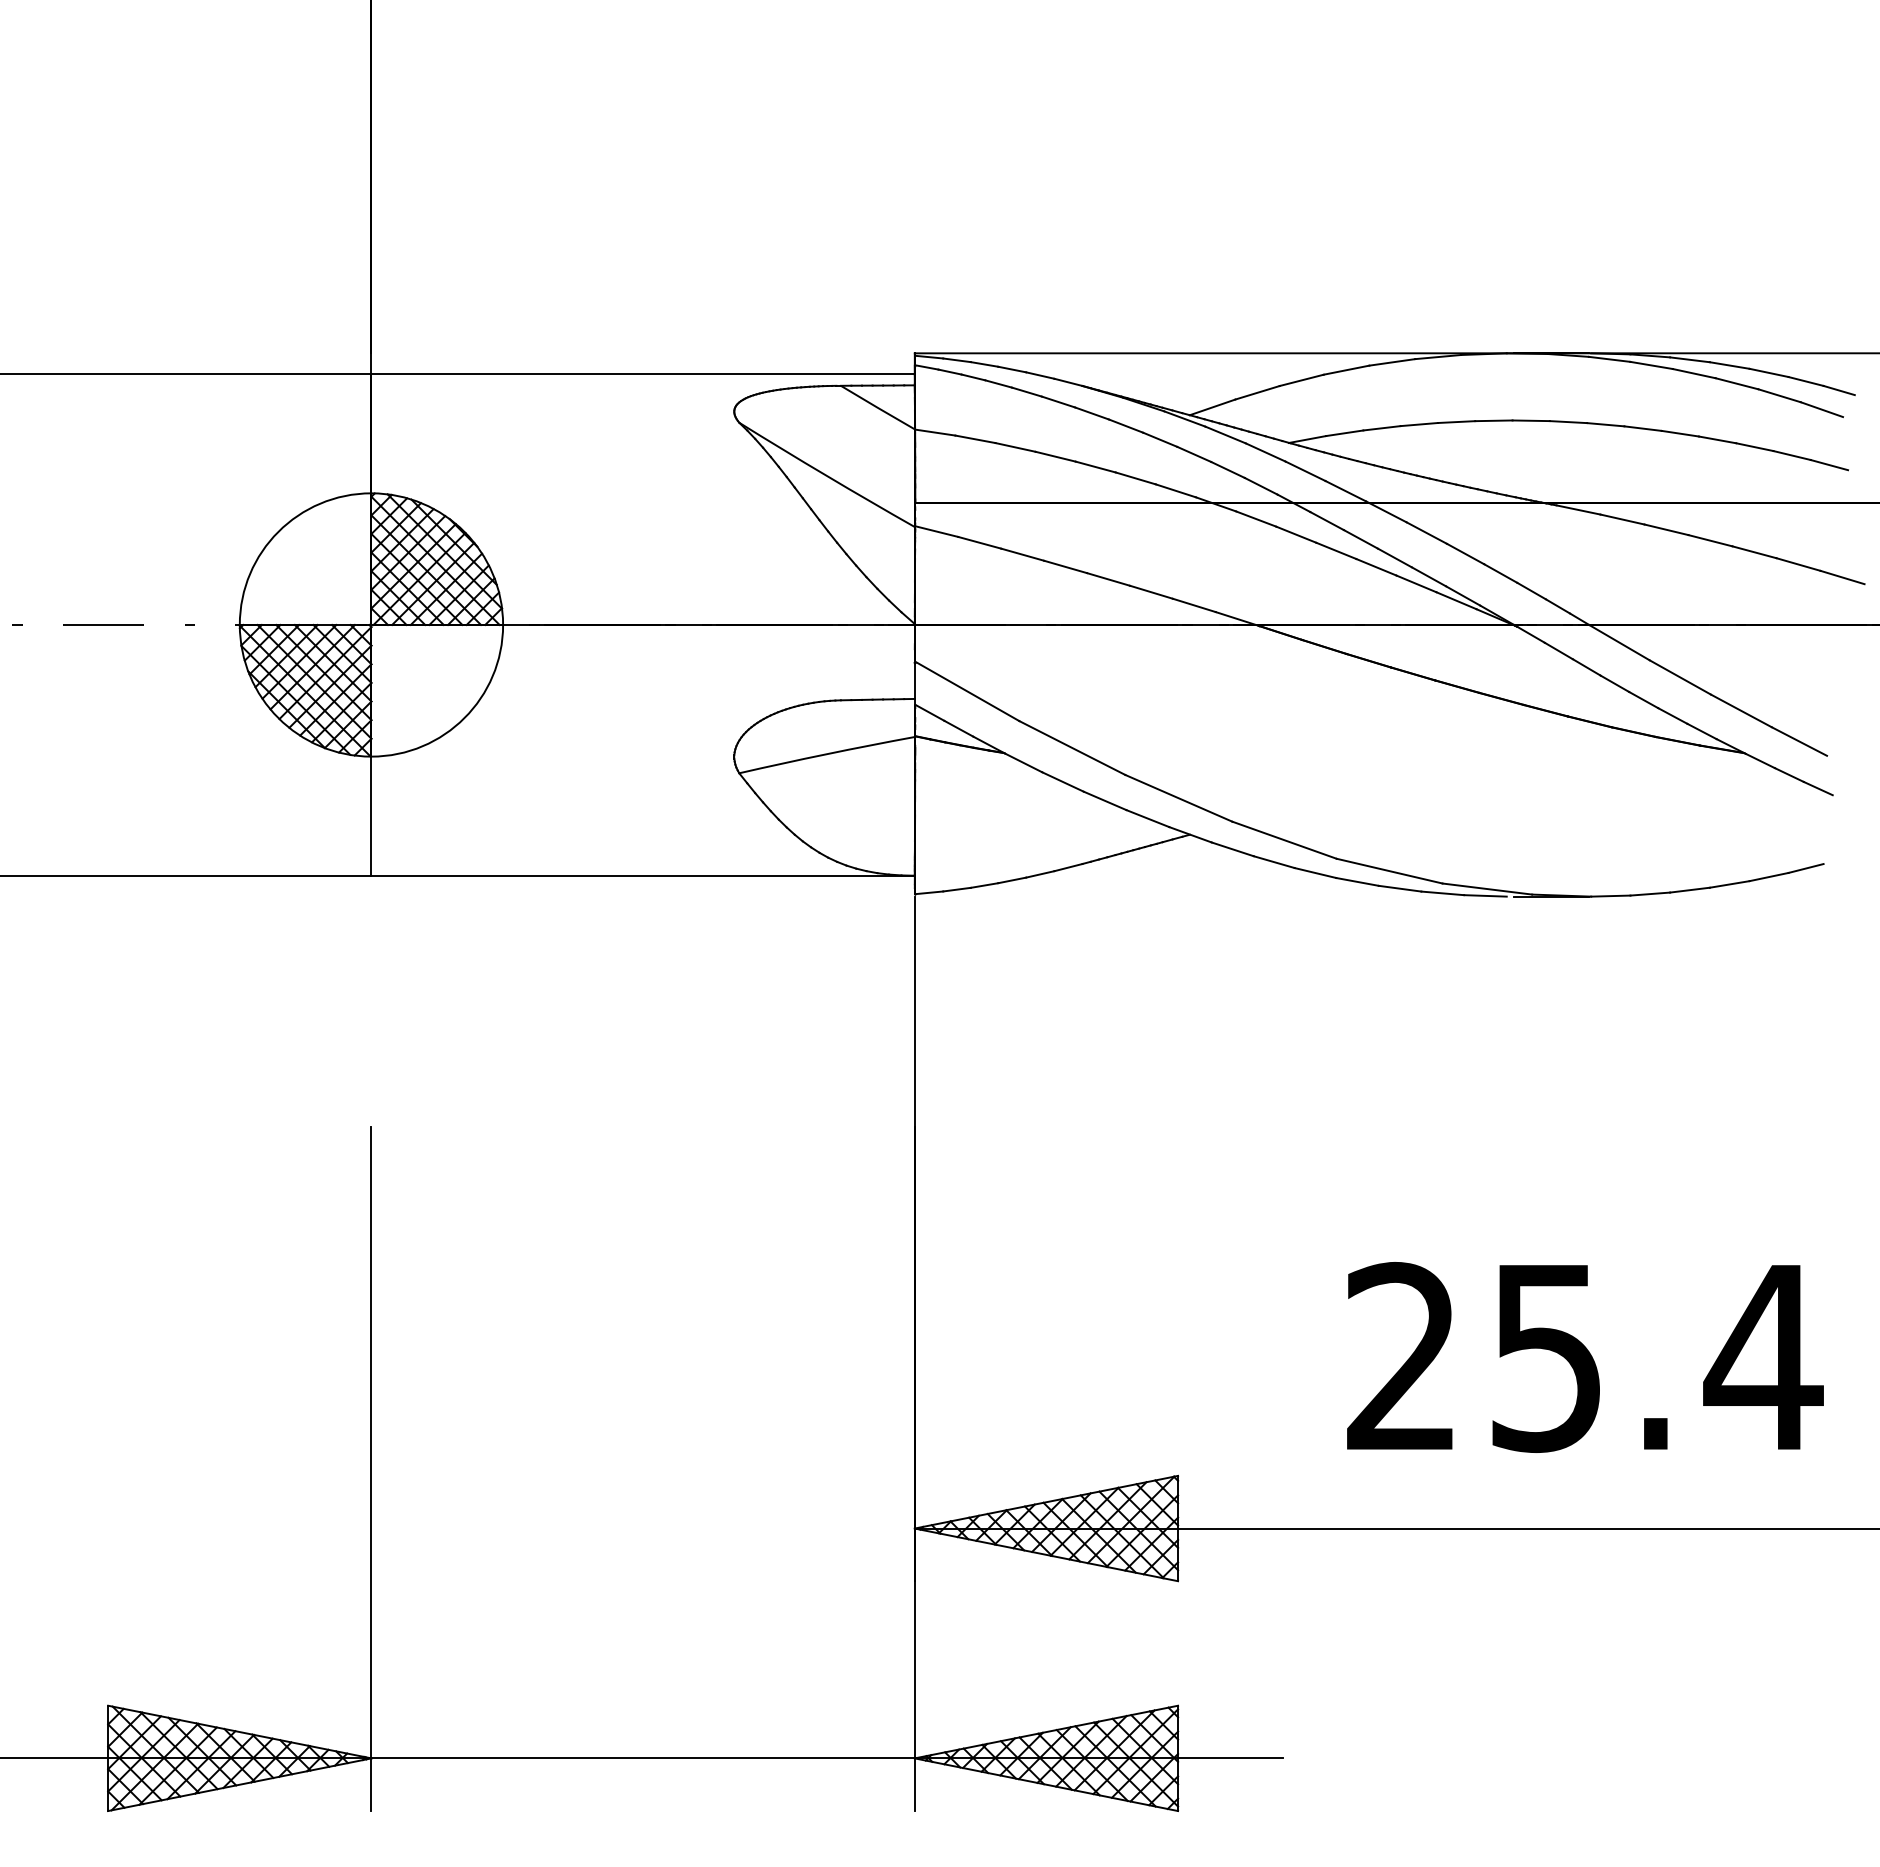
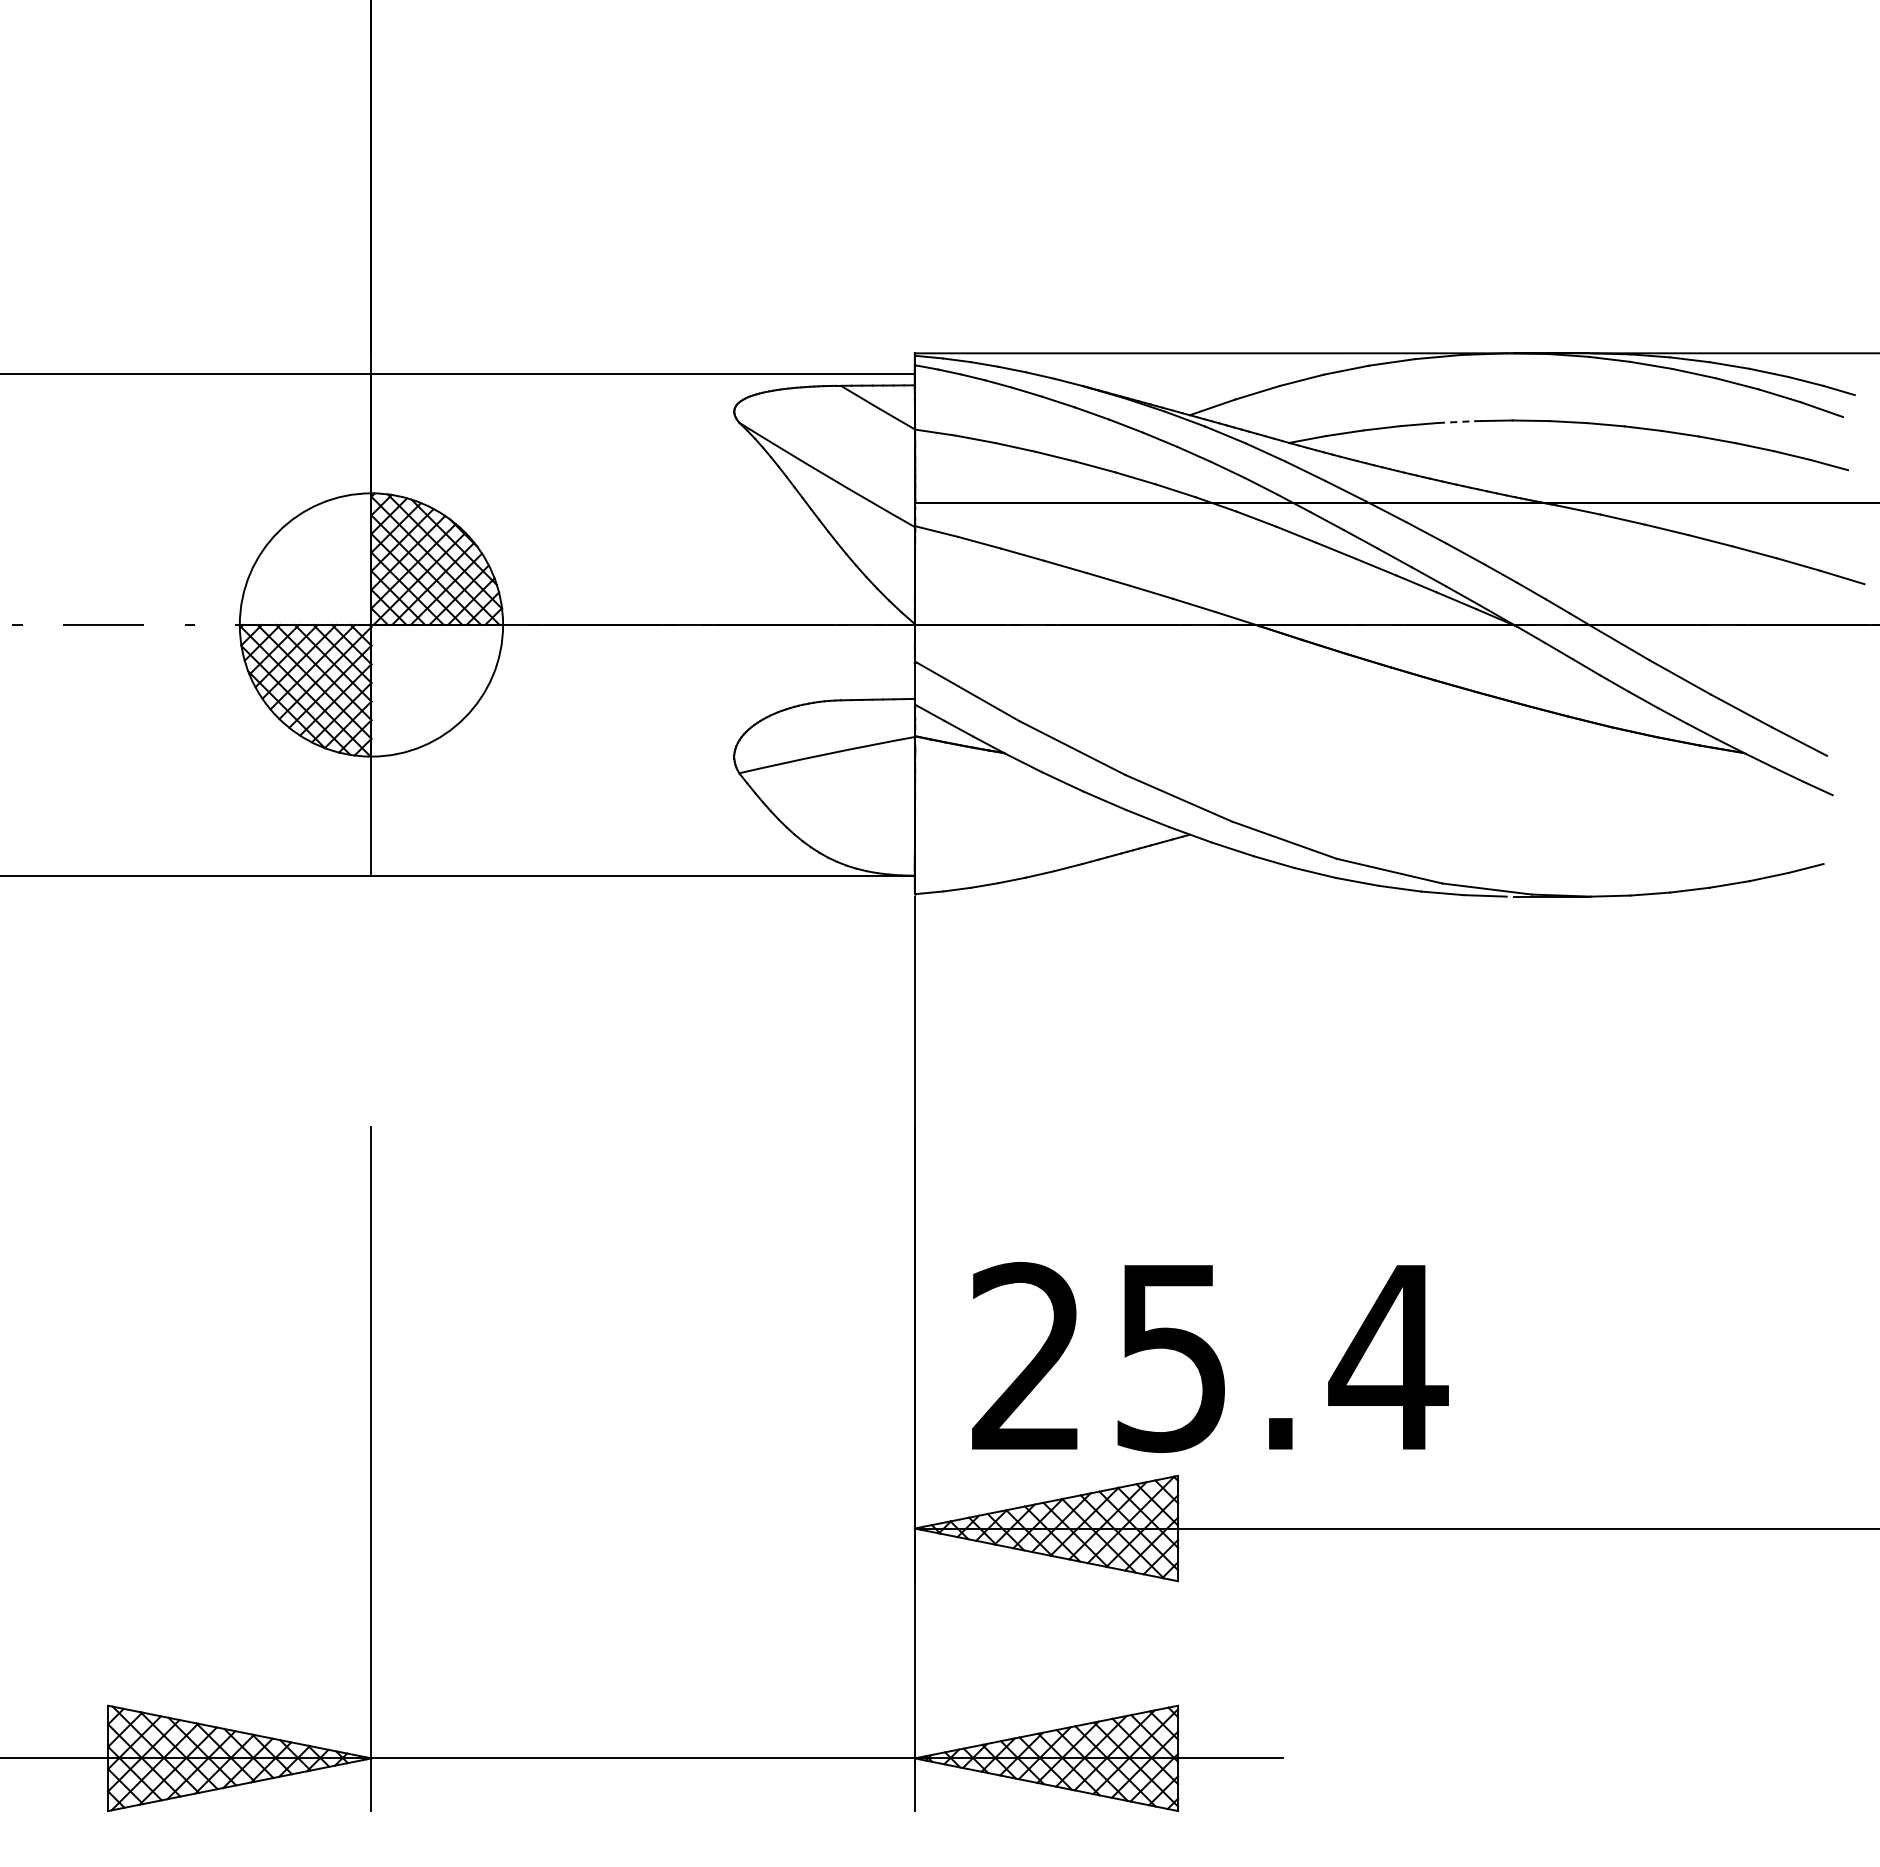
line: solid -> dashed (1456, 422)
text position: (1585, 1357) -> (1210, 1357) (1210, 1357)
